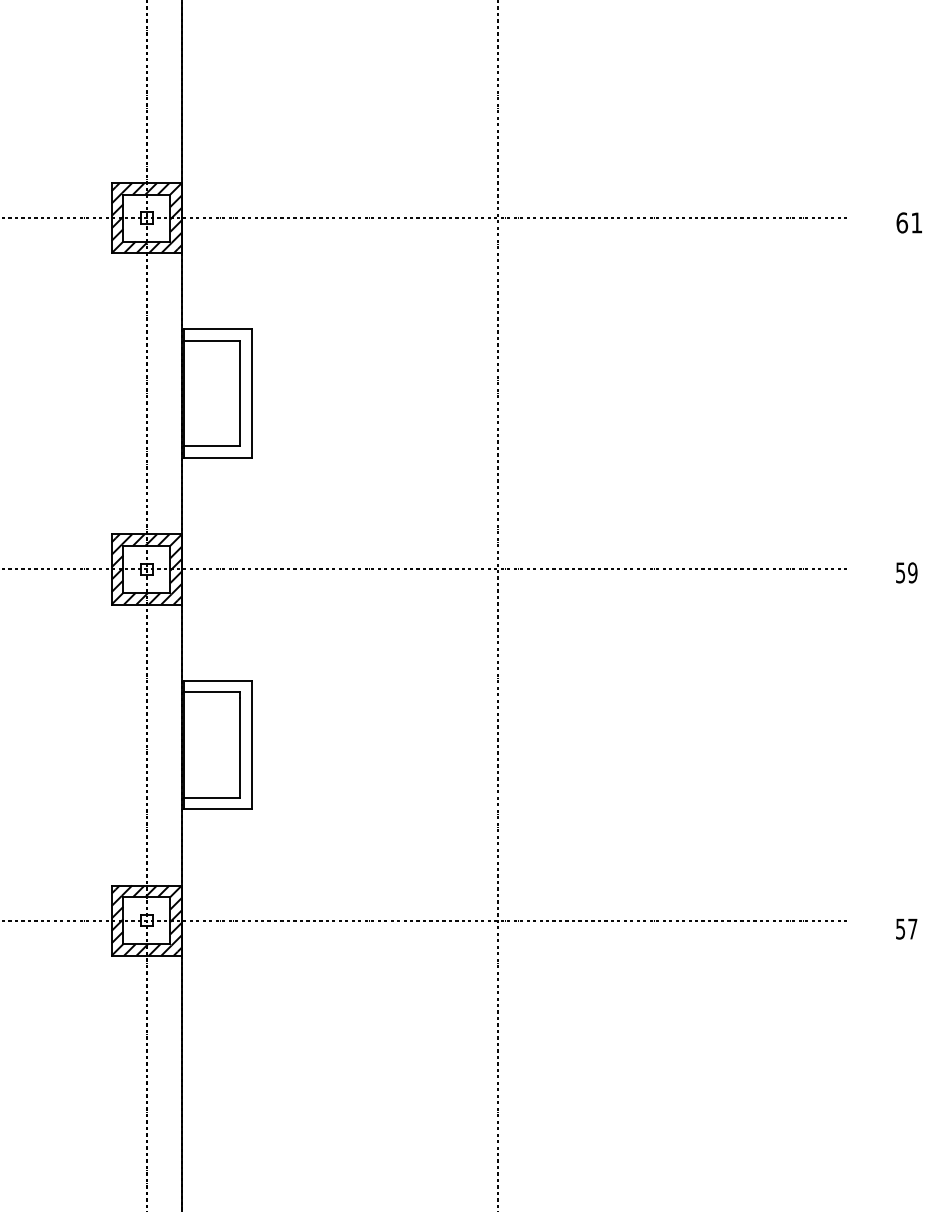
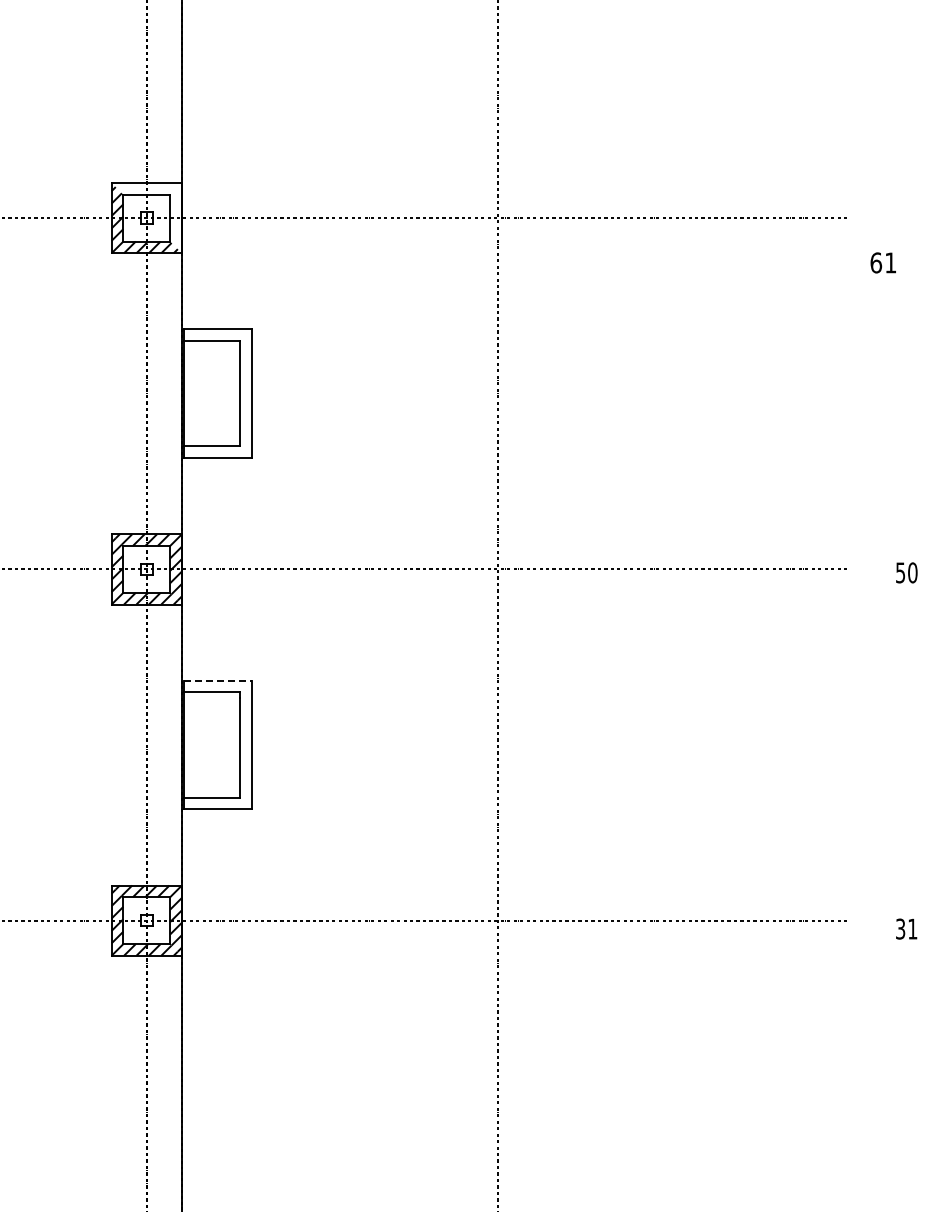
hatch: present -> none (148, 216)
text position: (908, 222) -> (882, 262) (882, 262)
text: 59 -> 50 (912, 572)
line: solid -> dashed (218, 680)
text: 57 -> 31 (906, 928)
